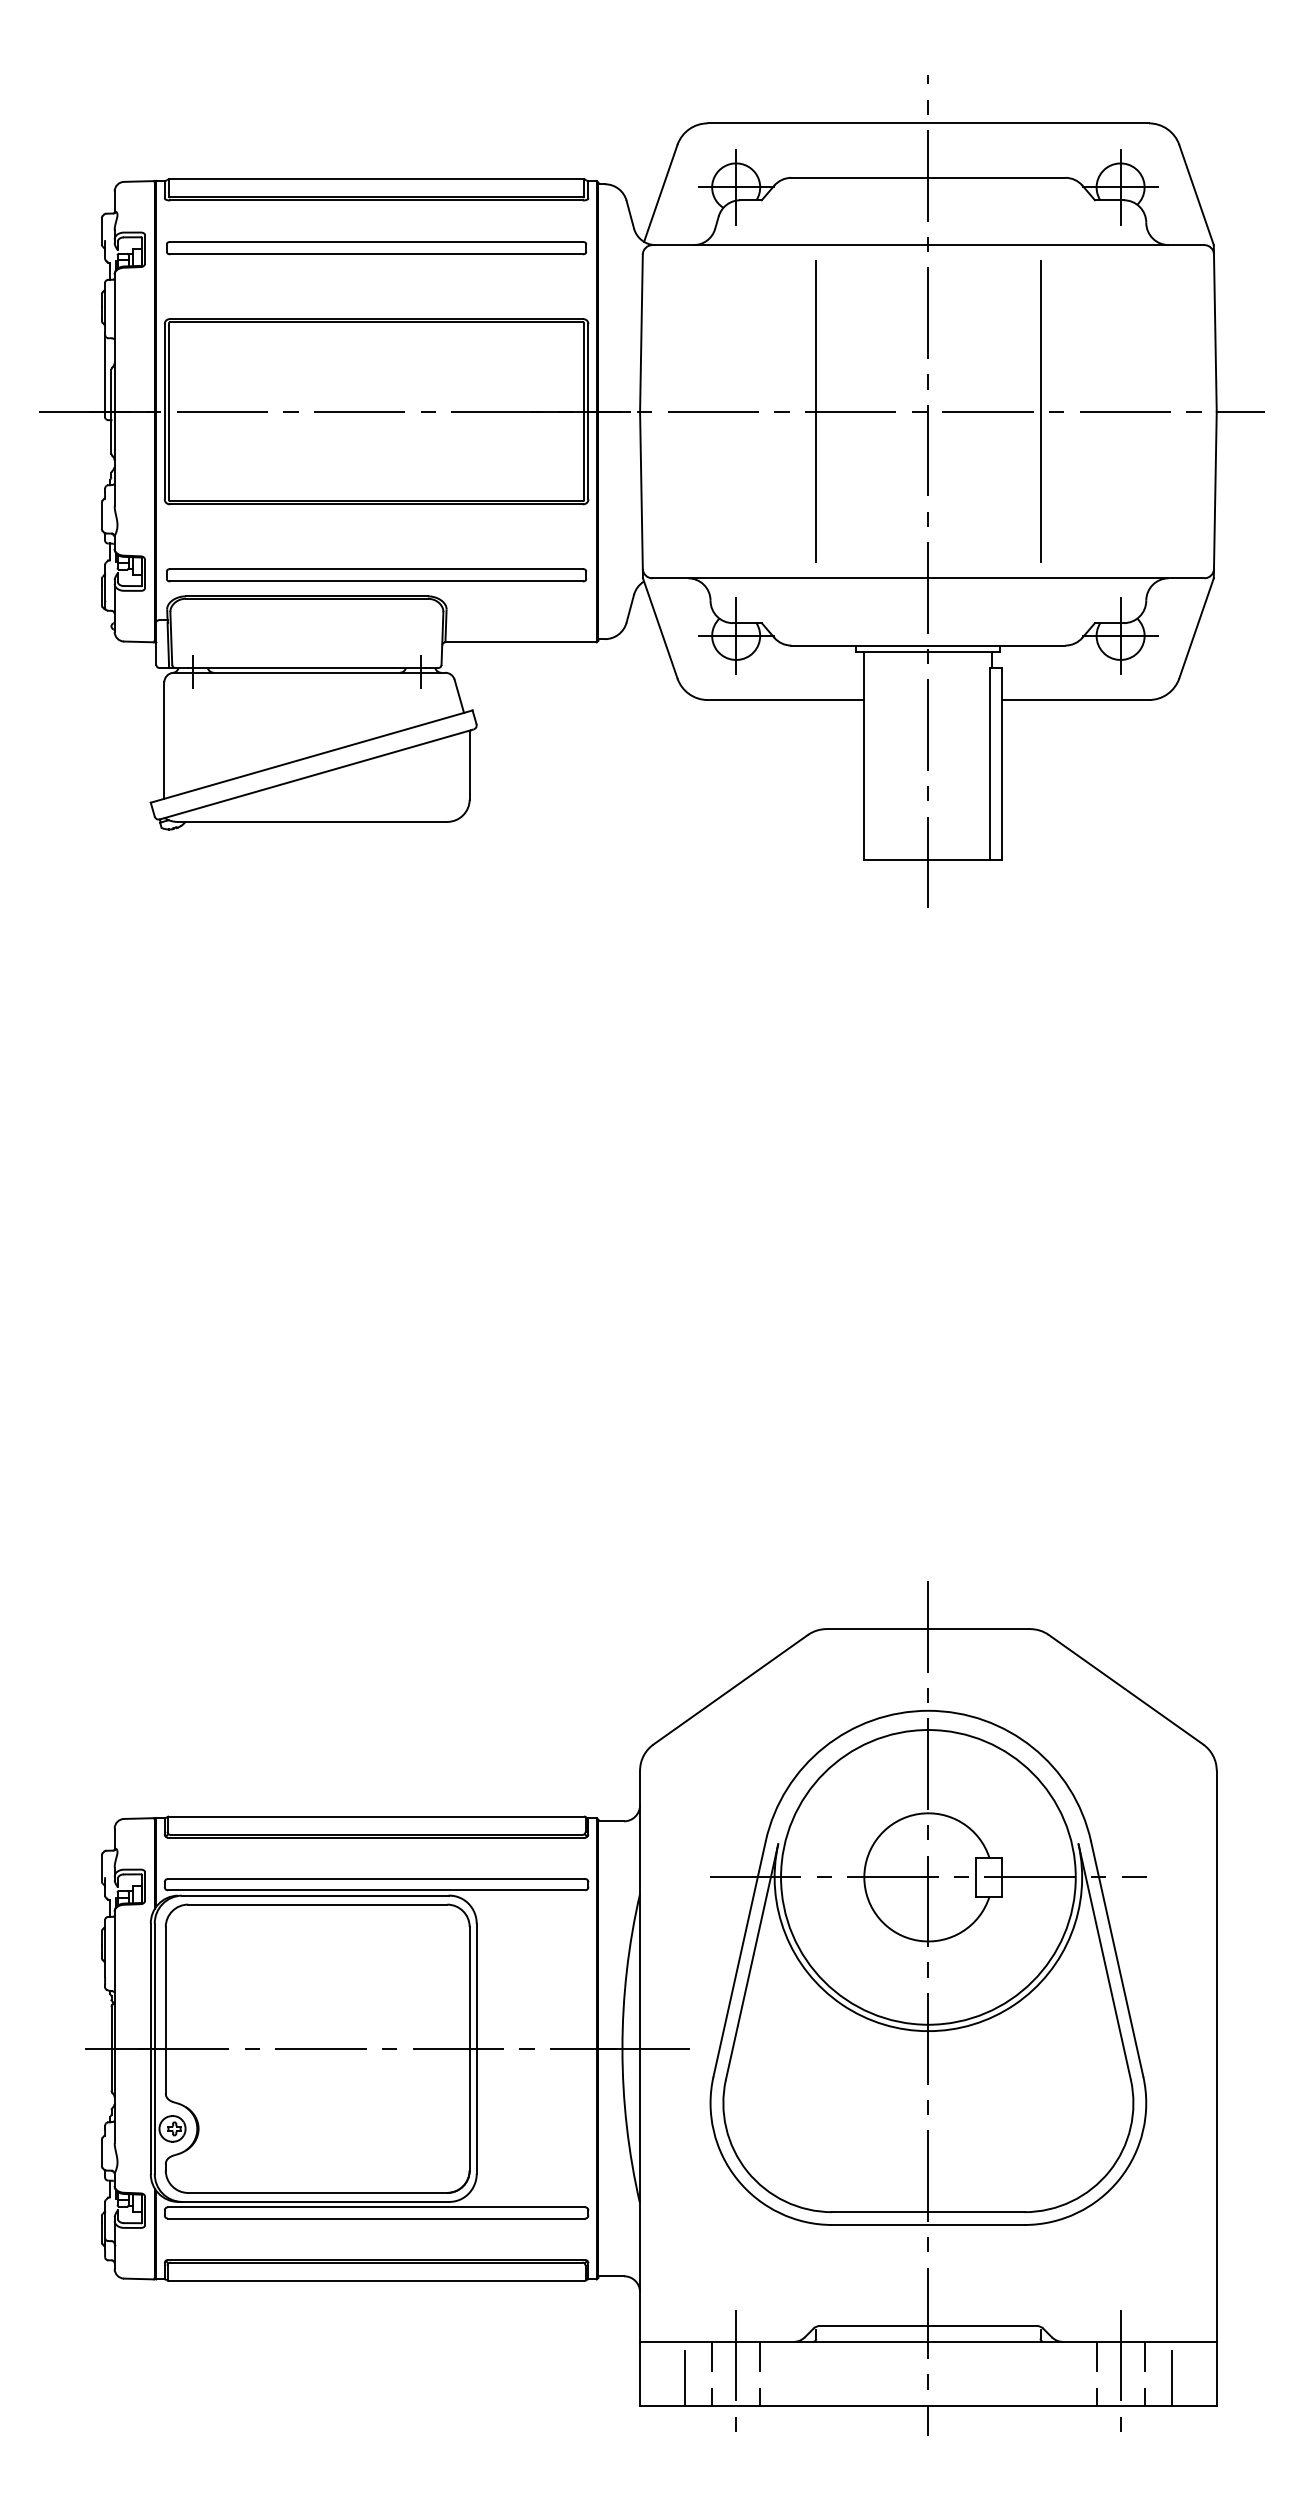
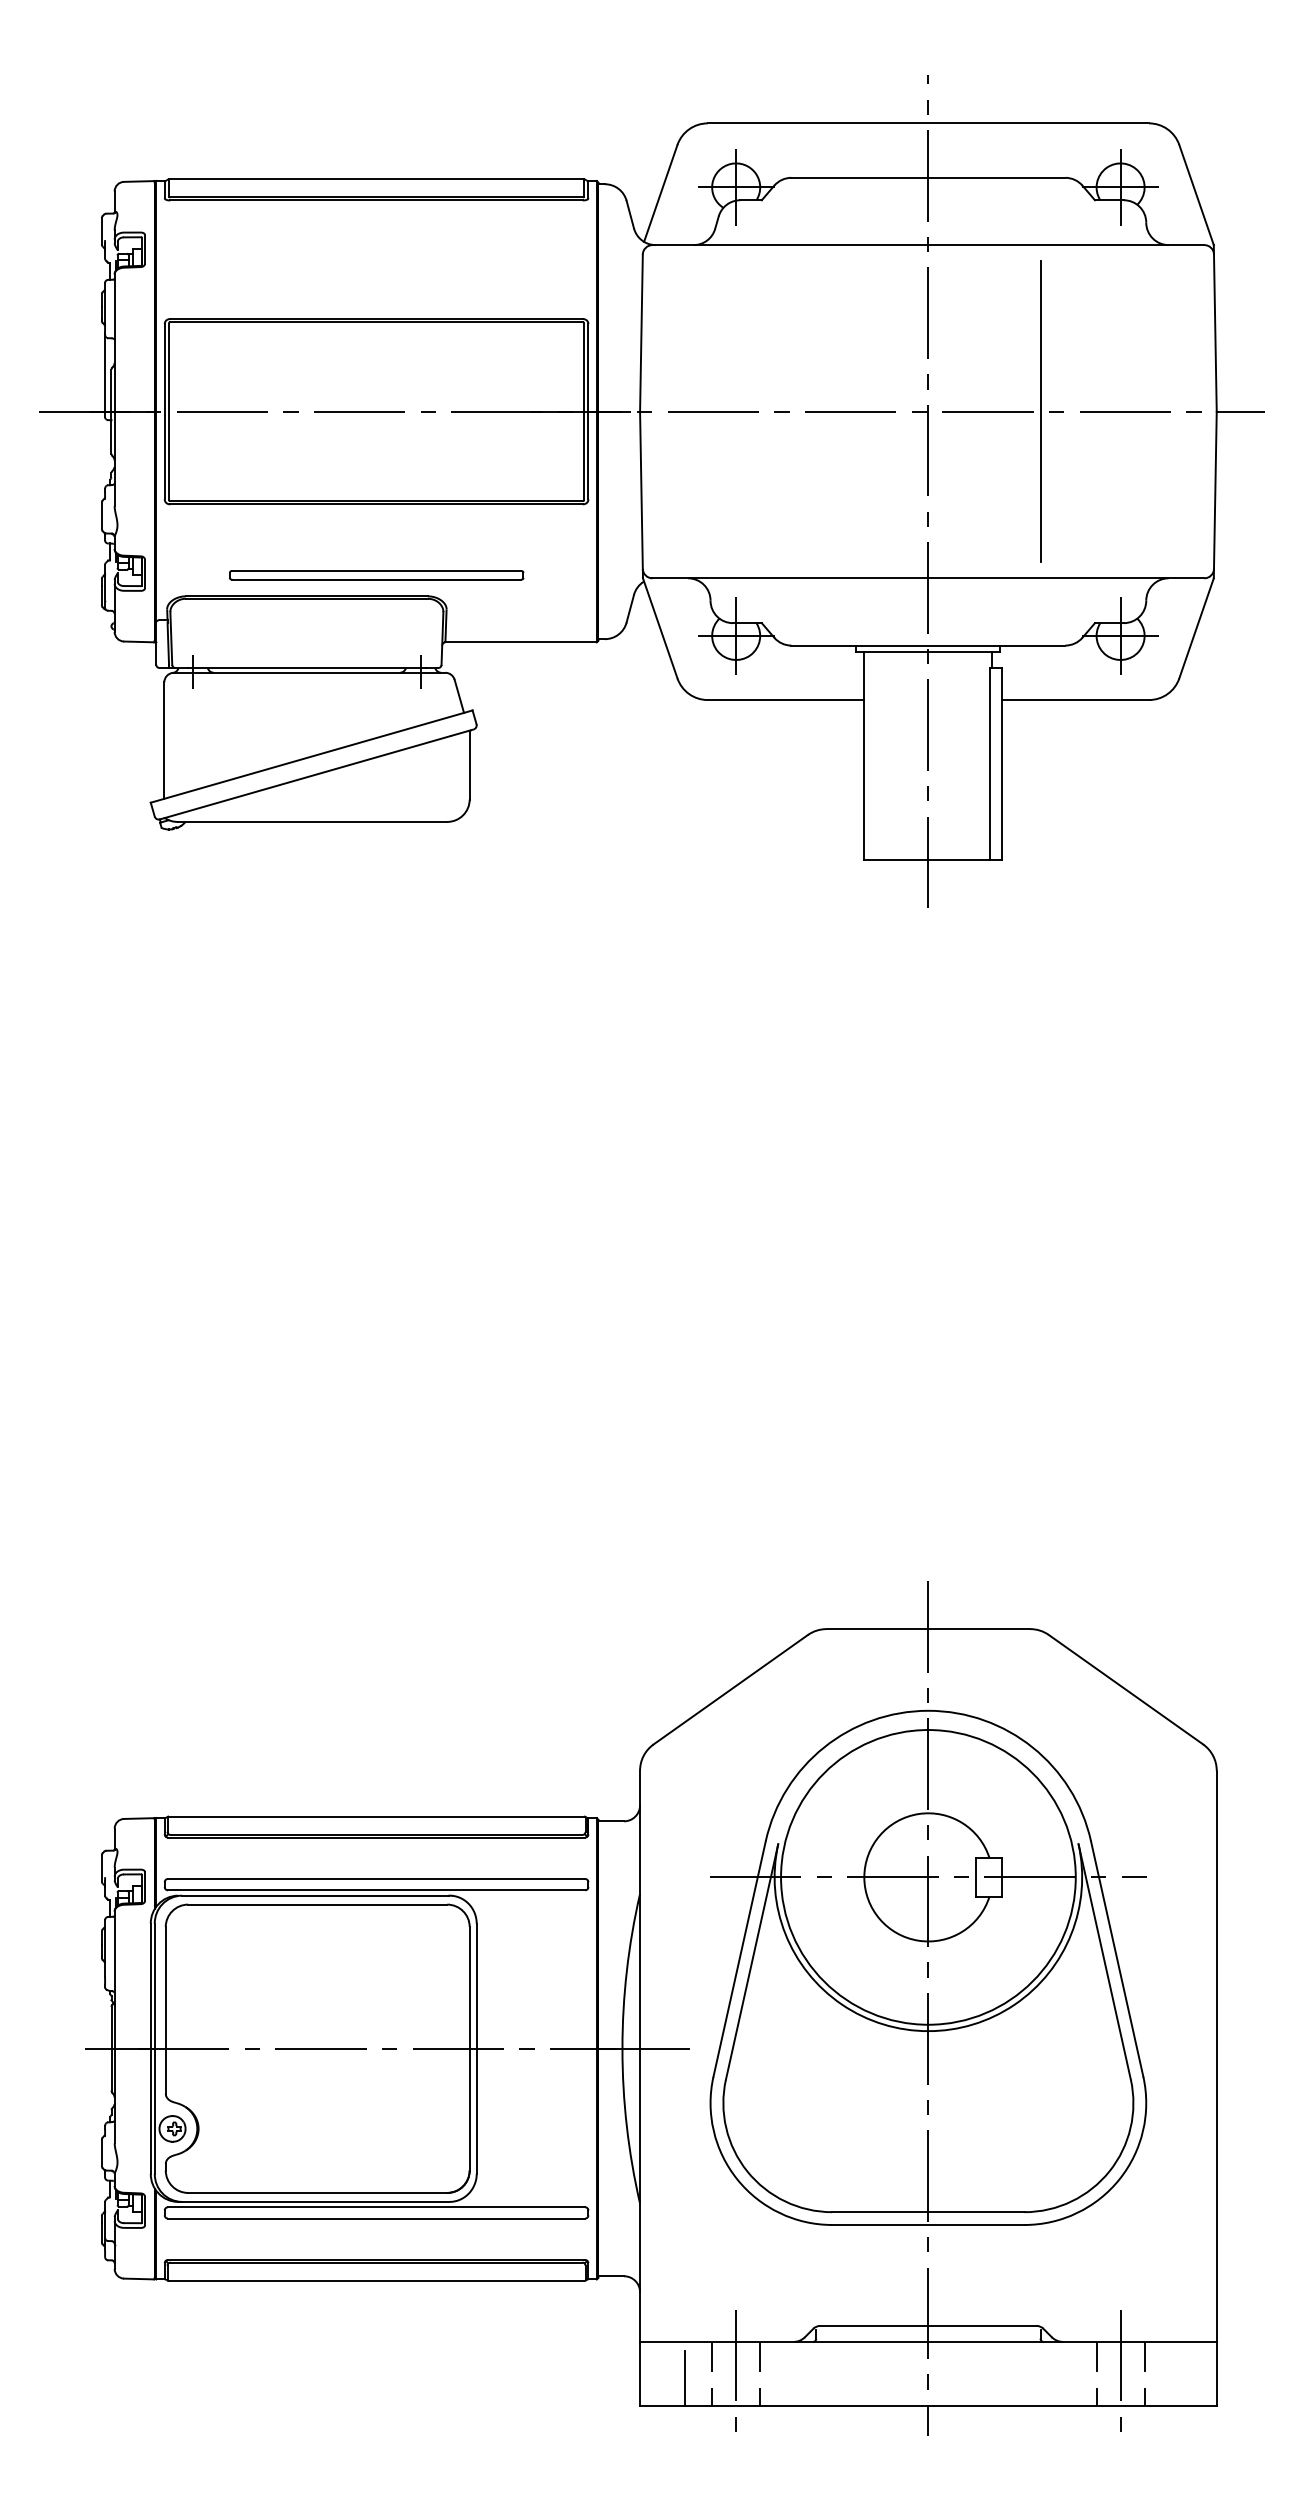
part: present -> none (376, 248)
line: present -> none (816, 411)
part size: 422x15 px -> 296x11 px (376, 575)
line: present -> none (1171, 2378)
